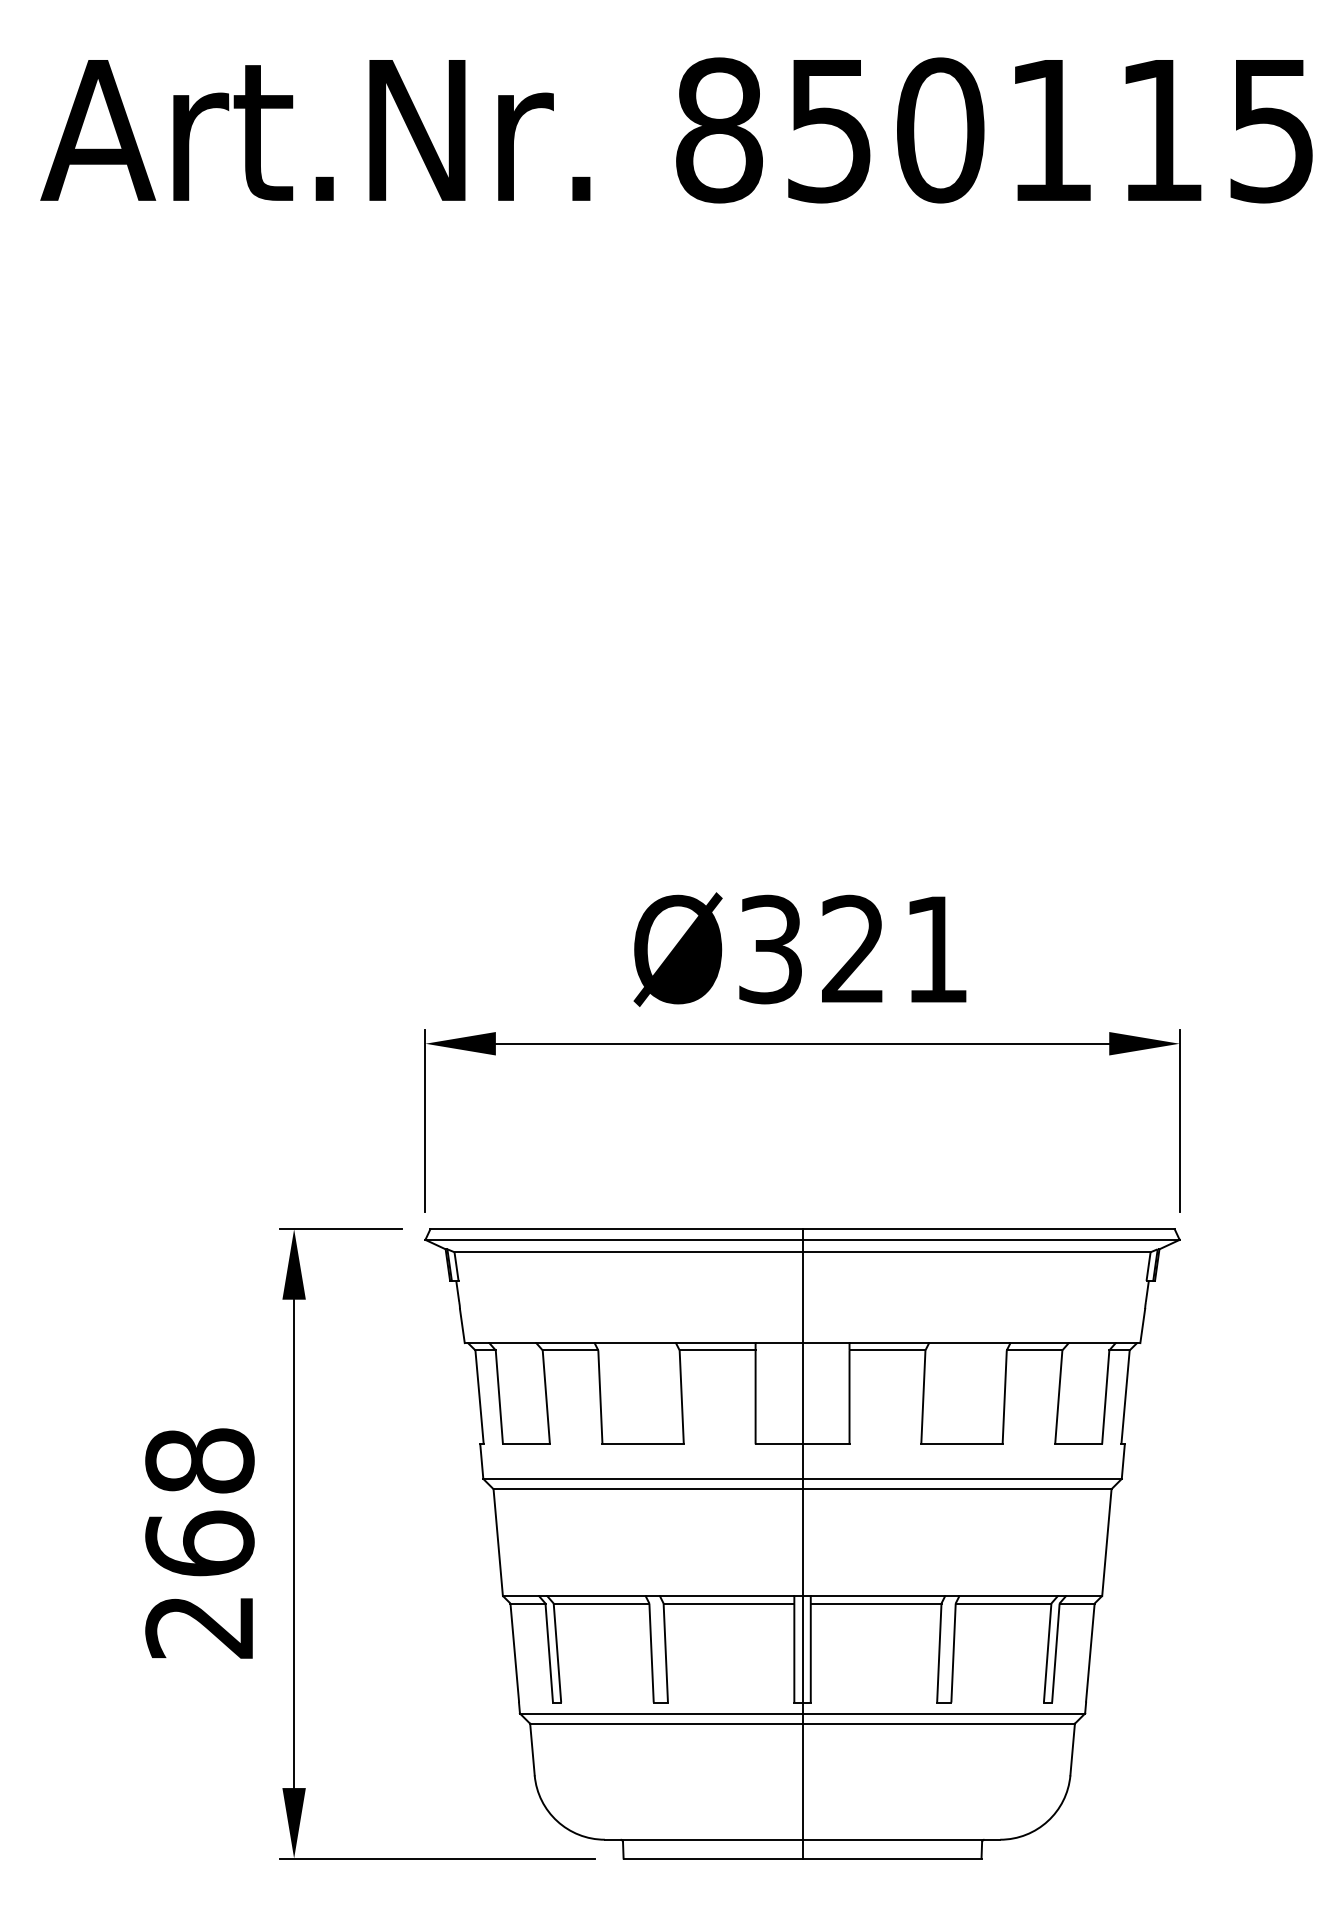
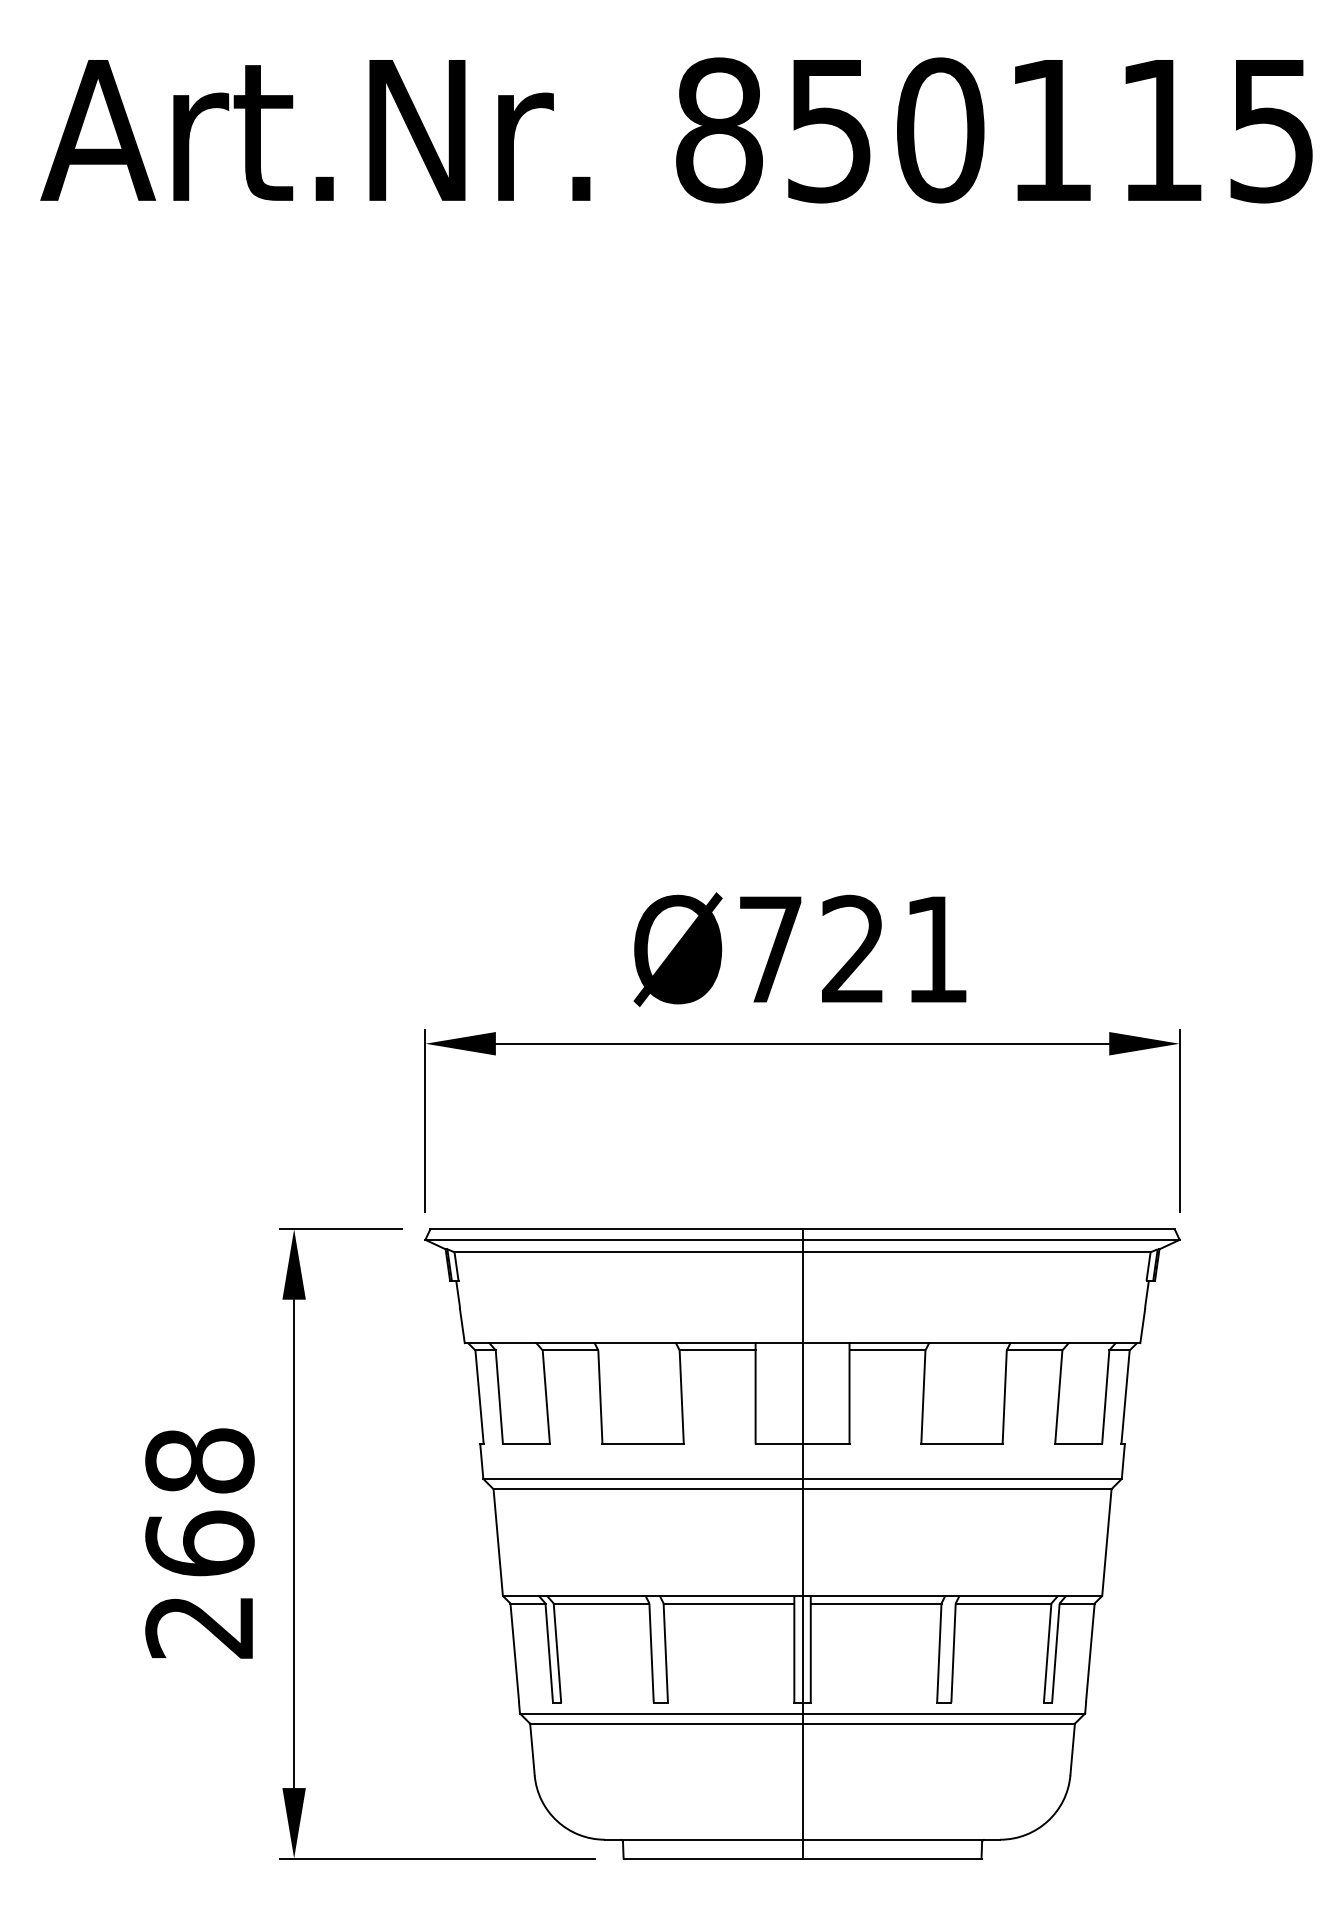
text: Ø321 -> Ø721 (770, 949)
